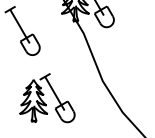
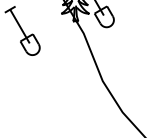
part: present -> none (47, 98)
